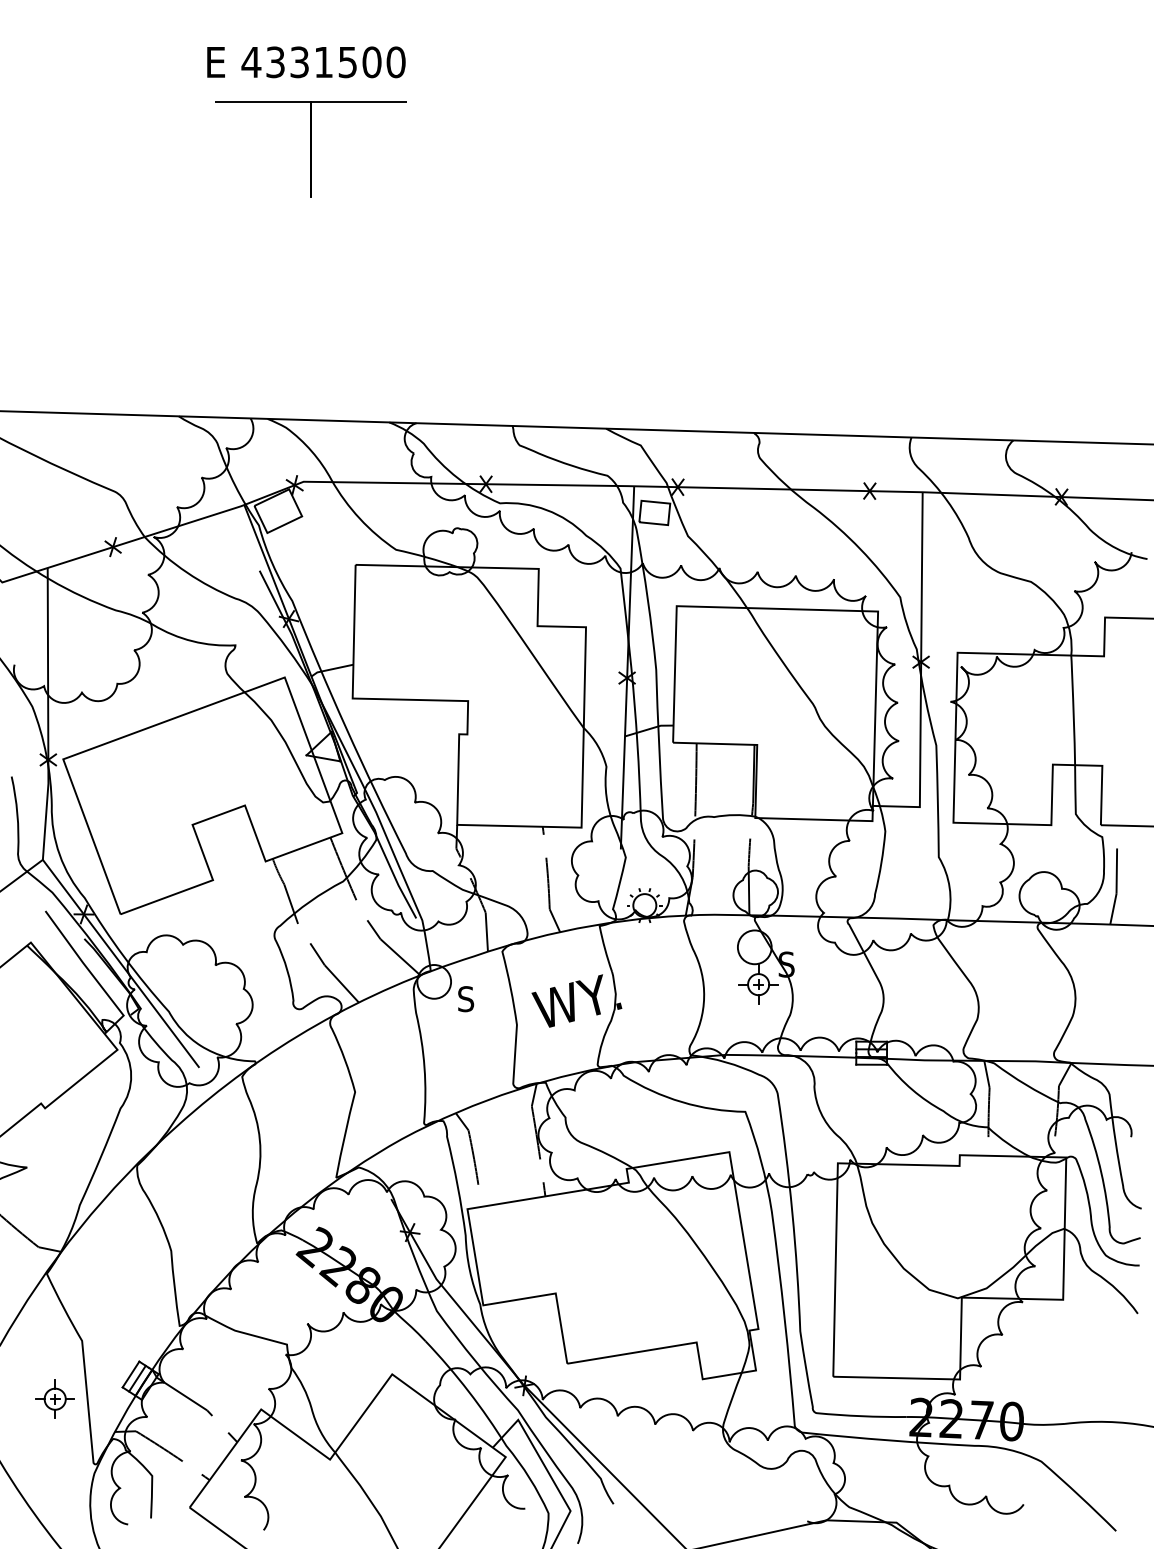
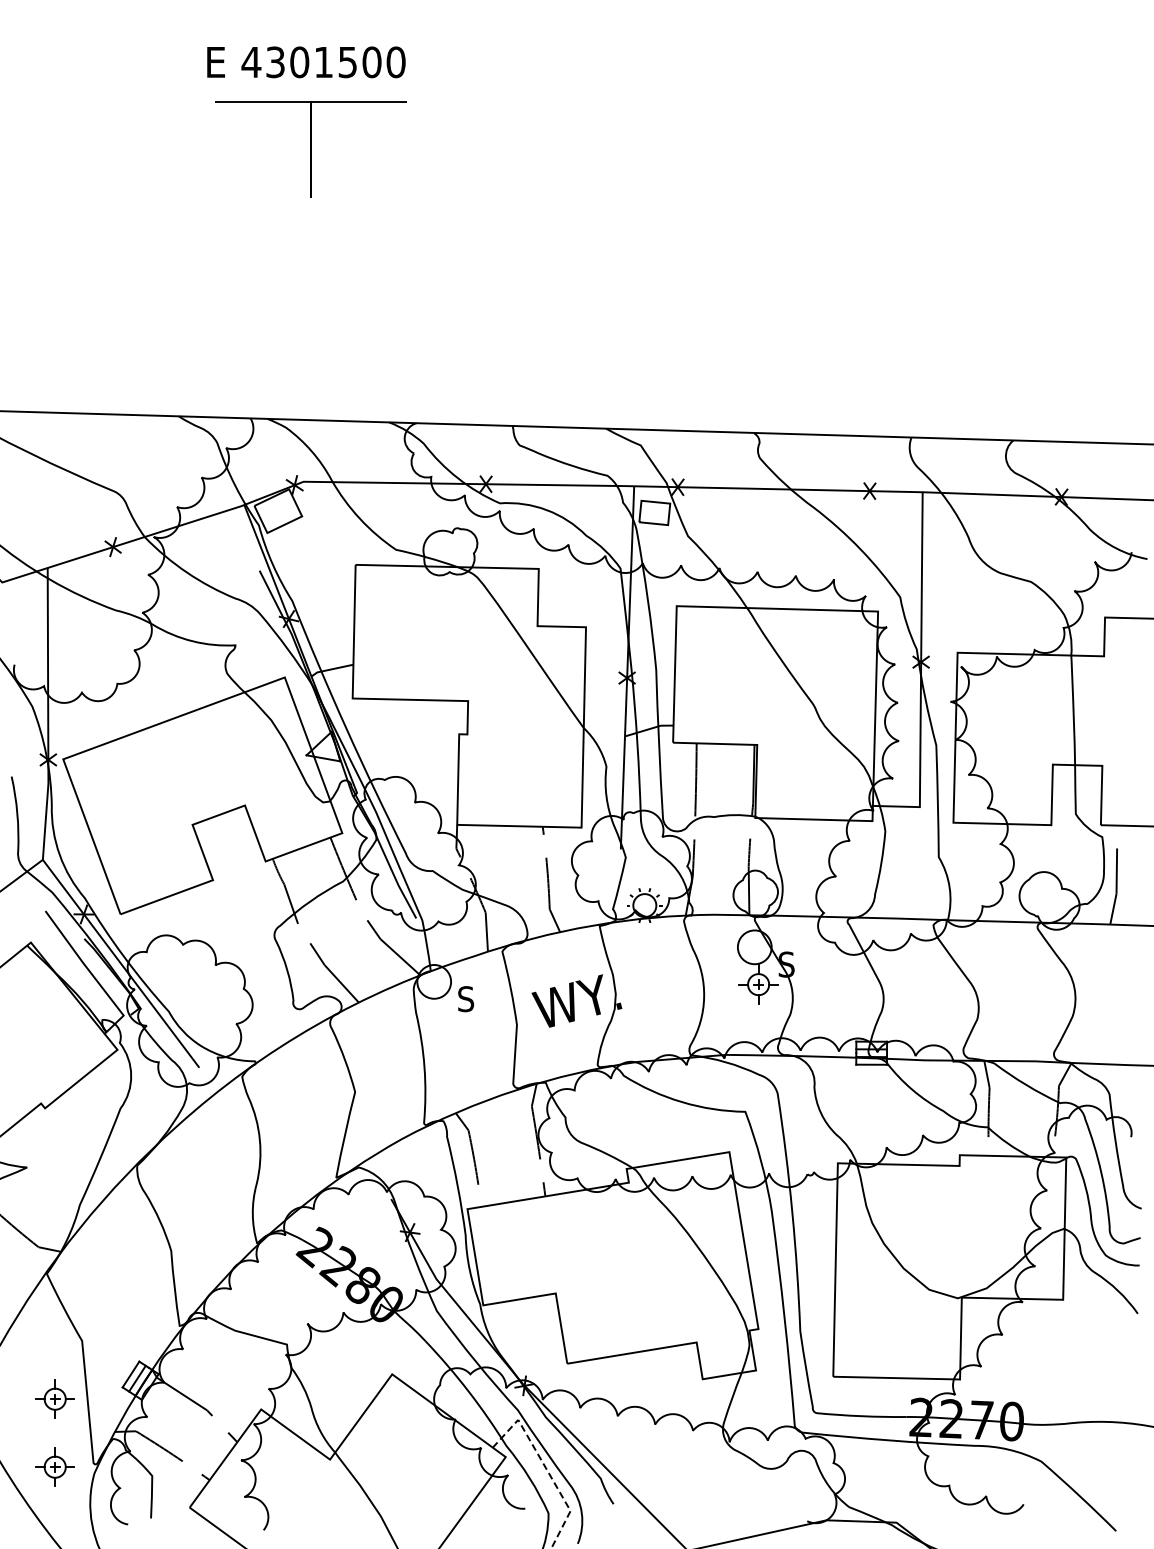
text: 4331500 -> 4301500 (299, 62)
part: none -> present (54, 1466)
line: solid -> dashed (545, 1467)
